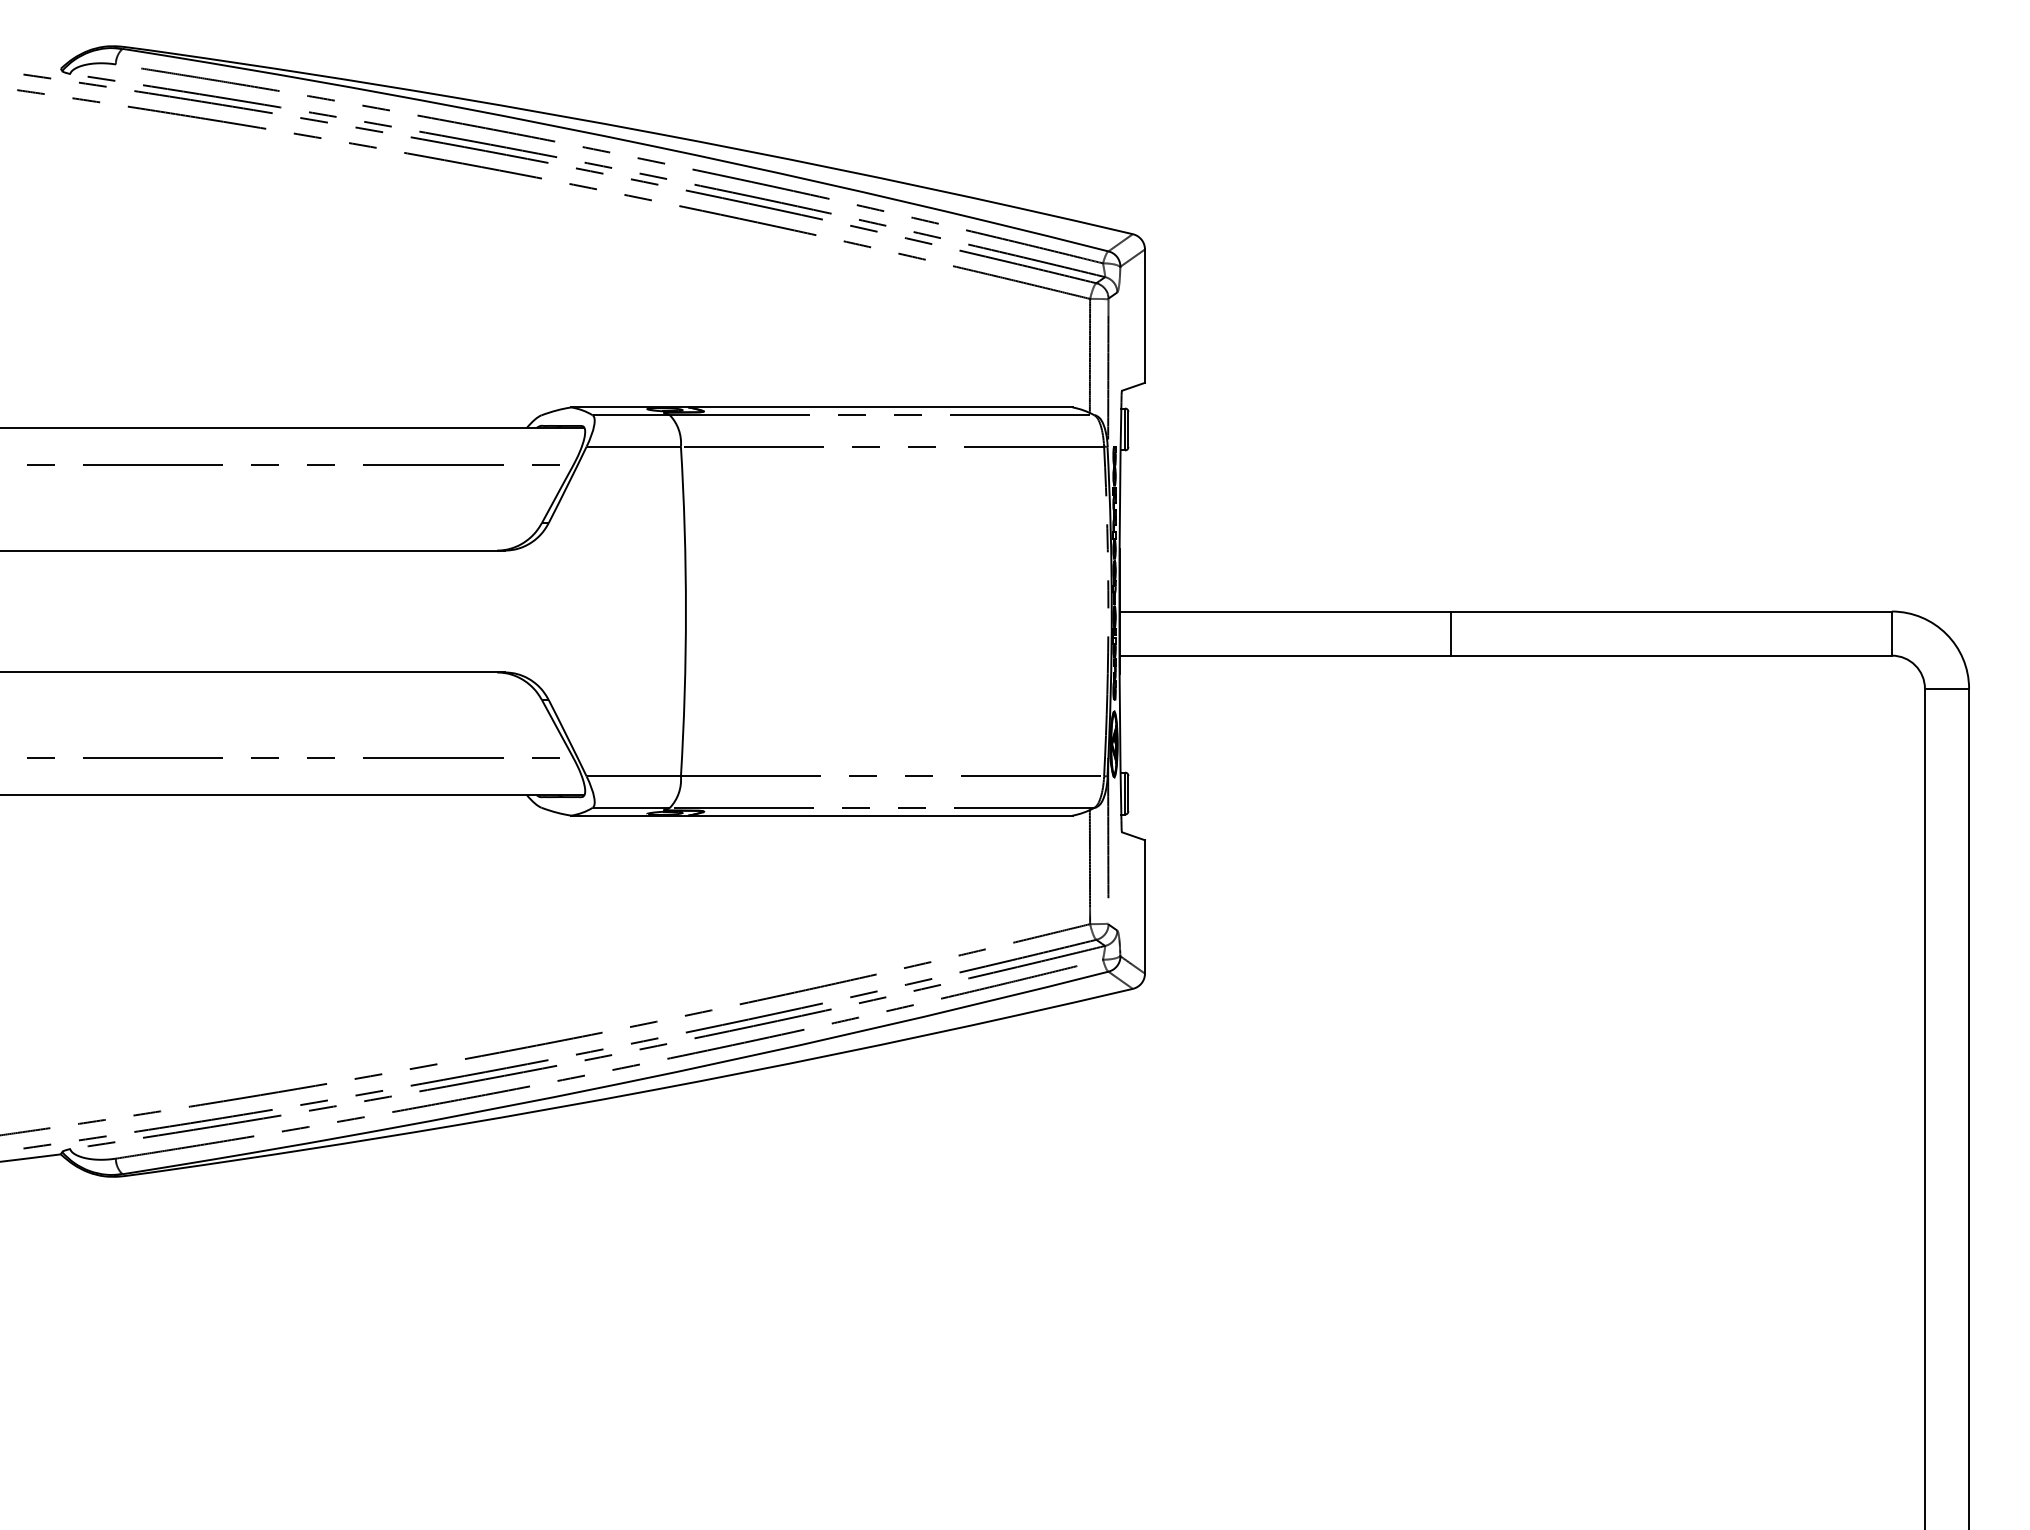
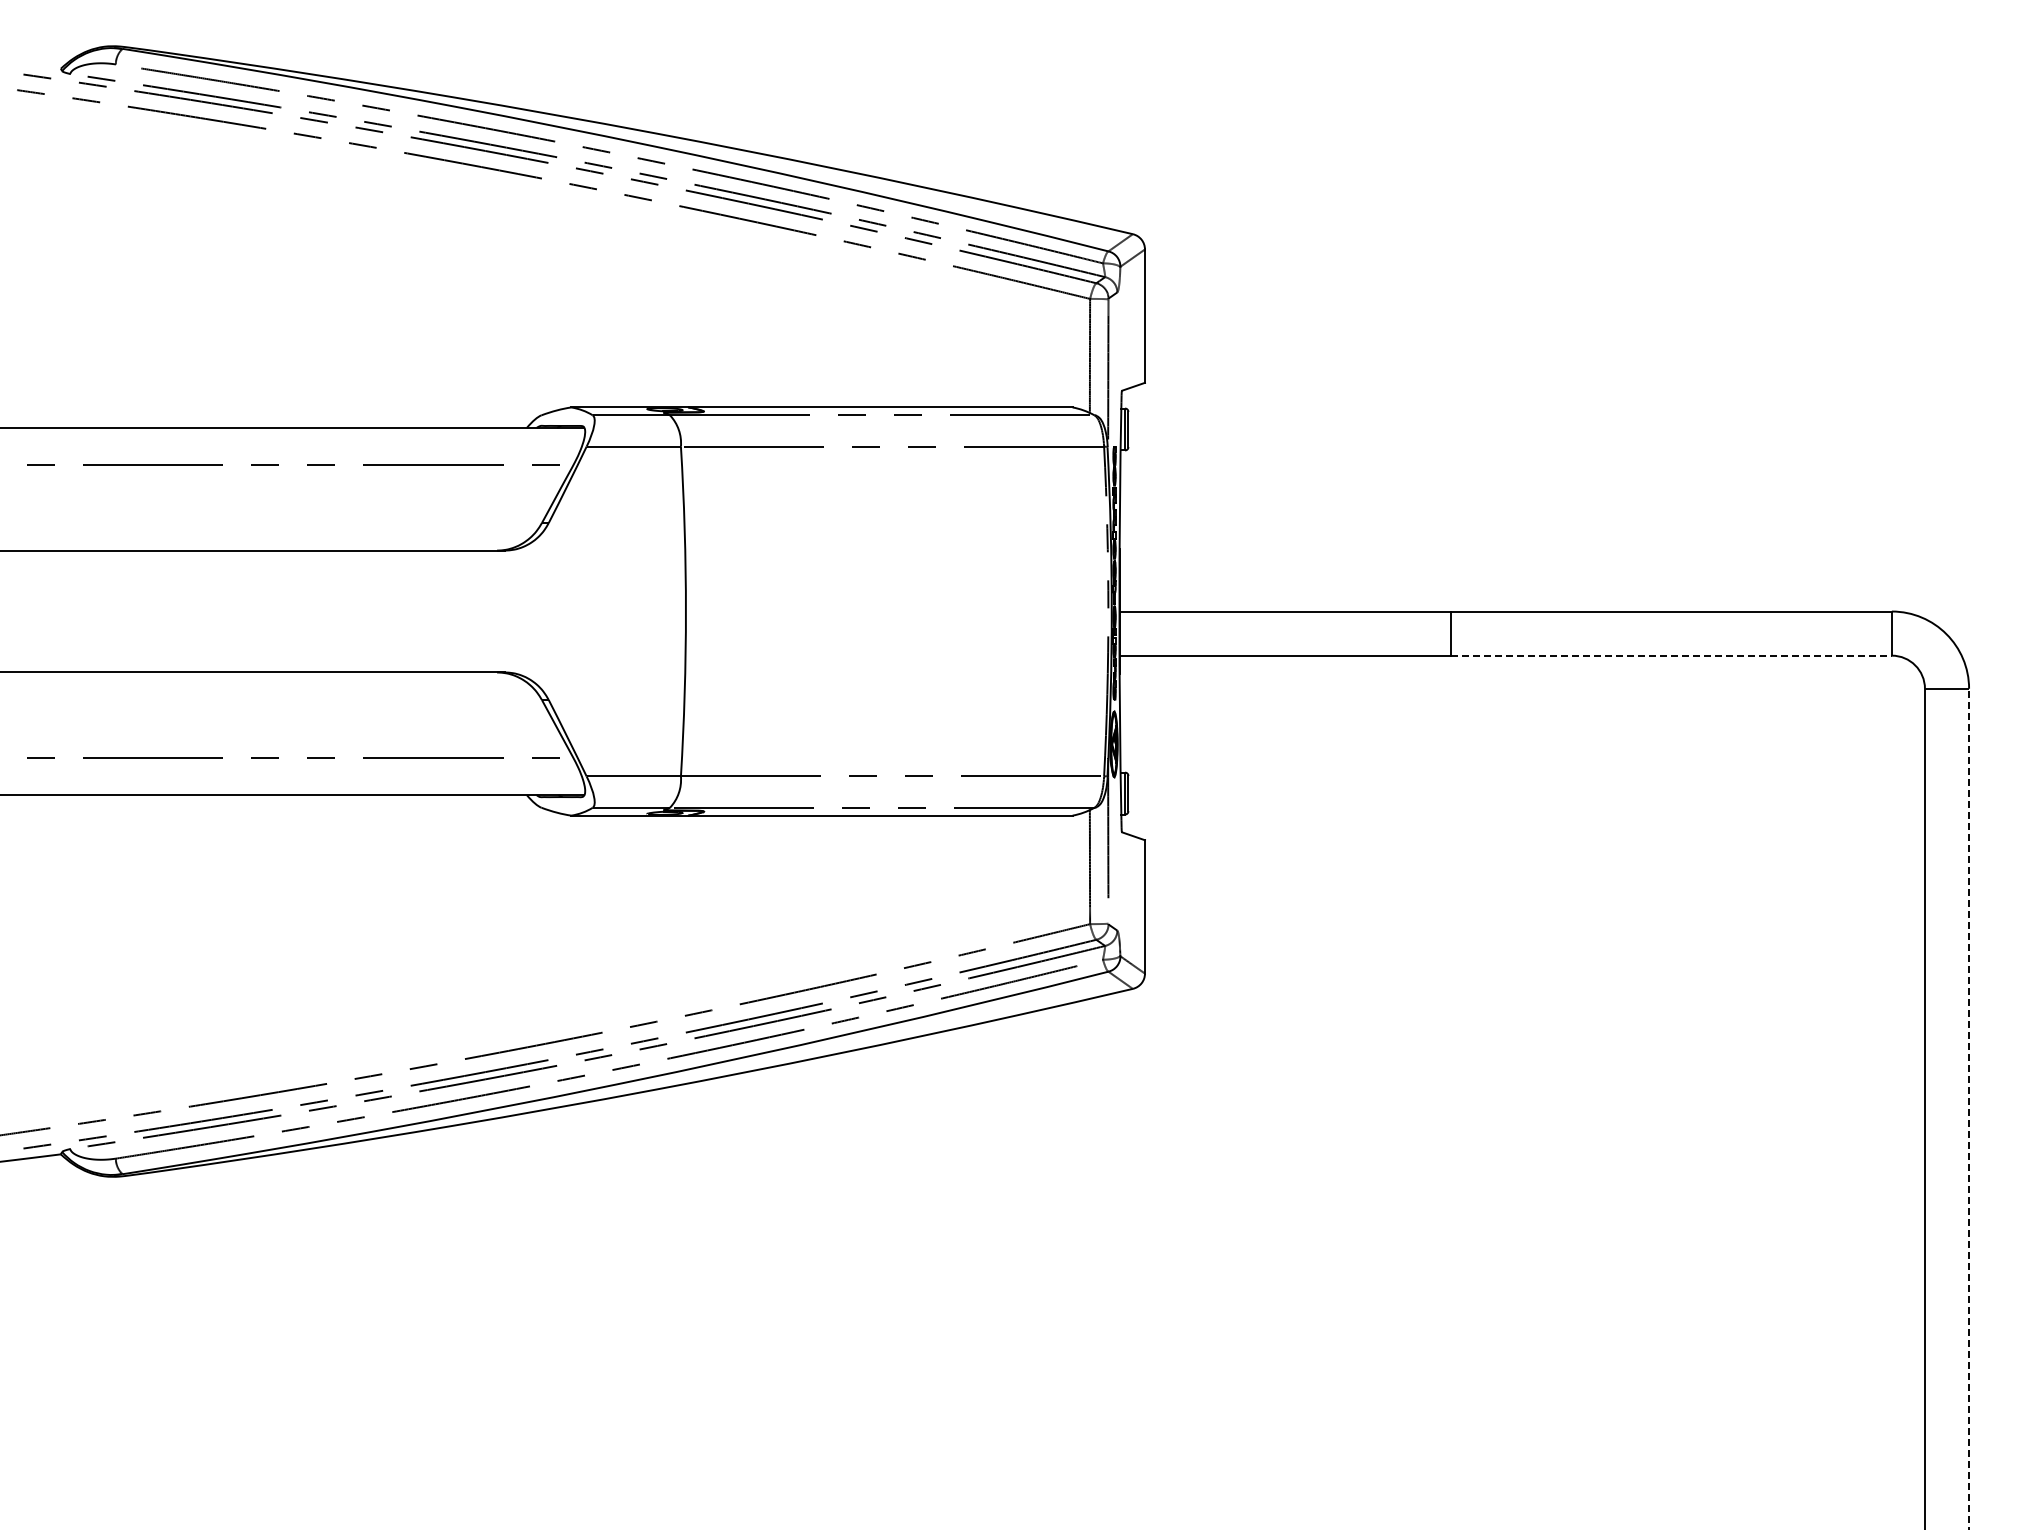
line: solid -> dashed (1671, 655)
line: solid -> dashed (1969, 1108)
